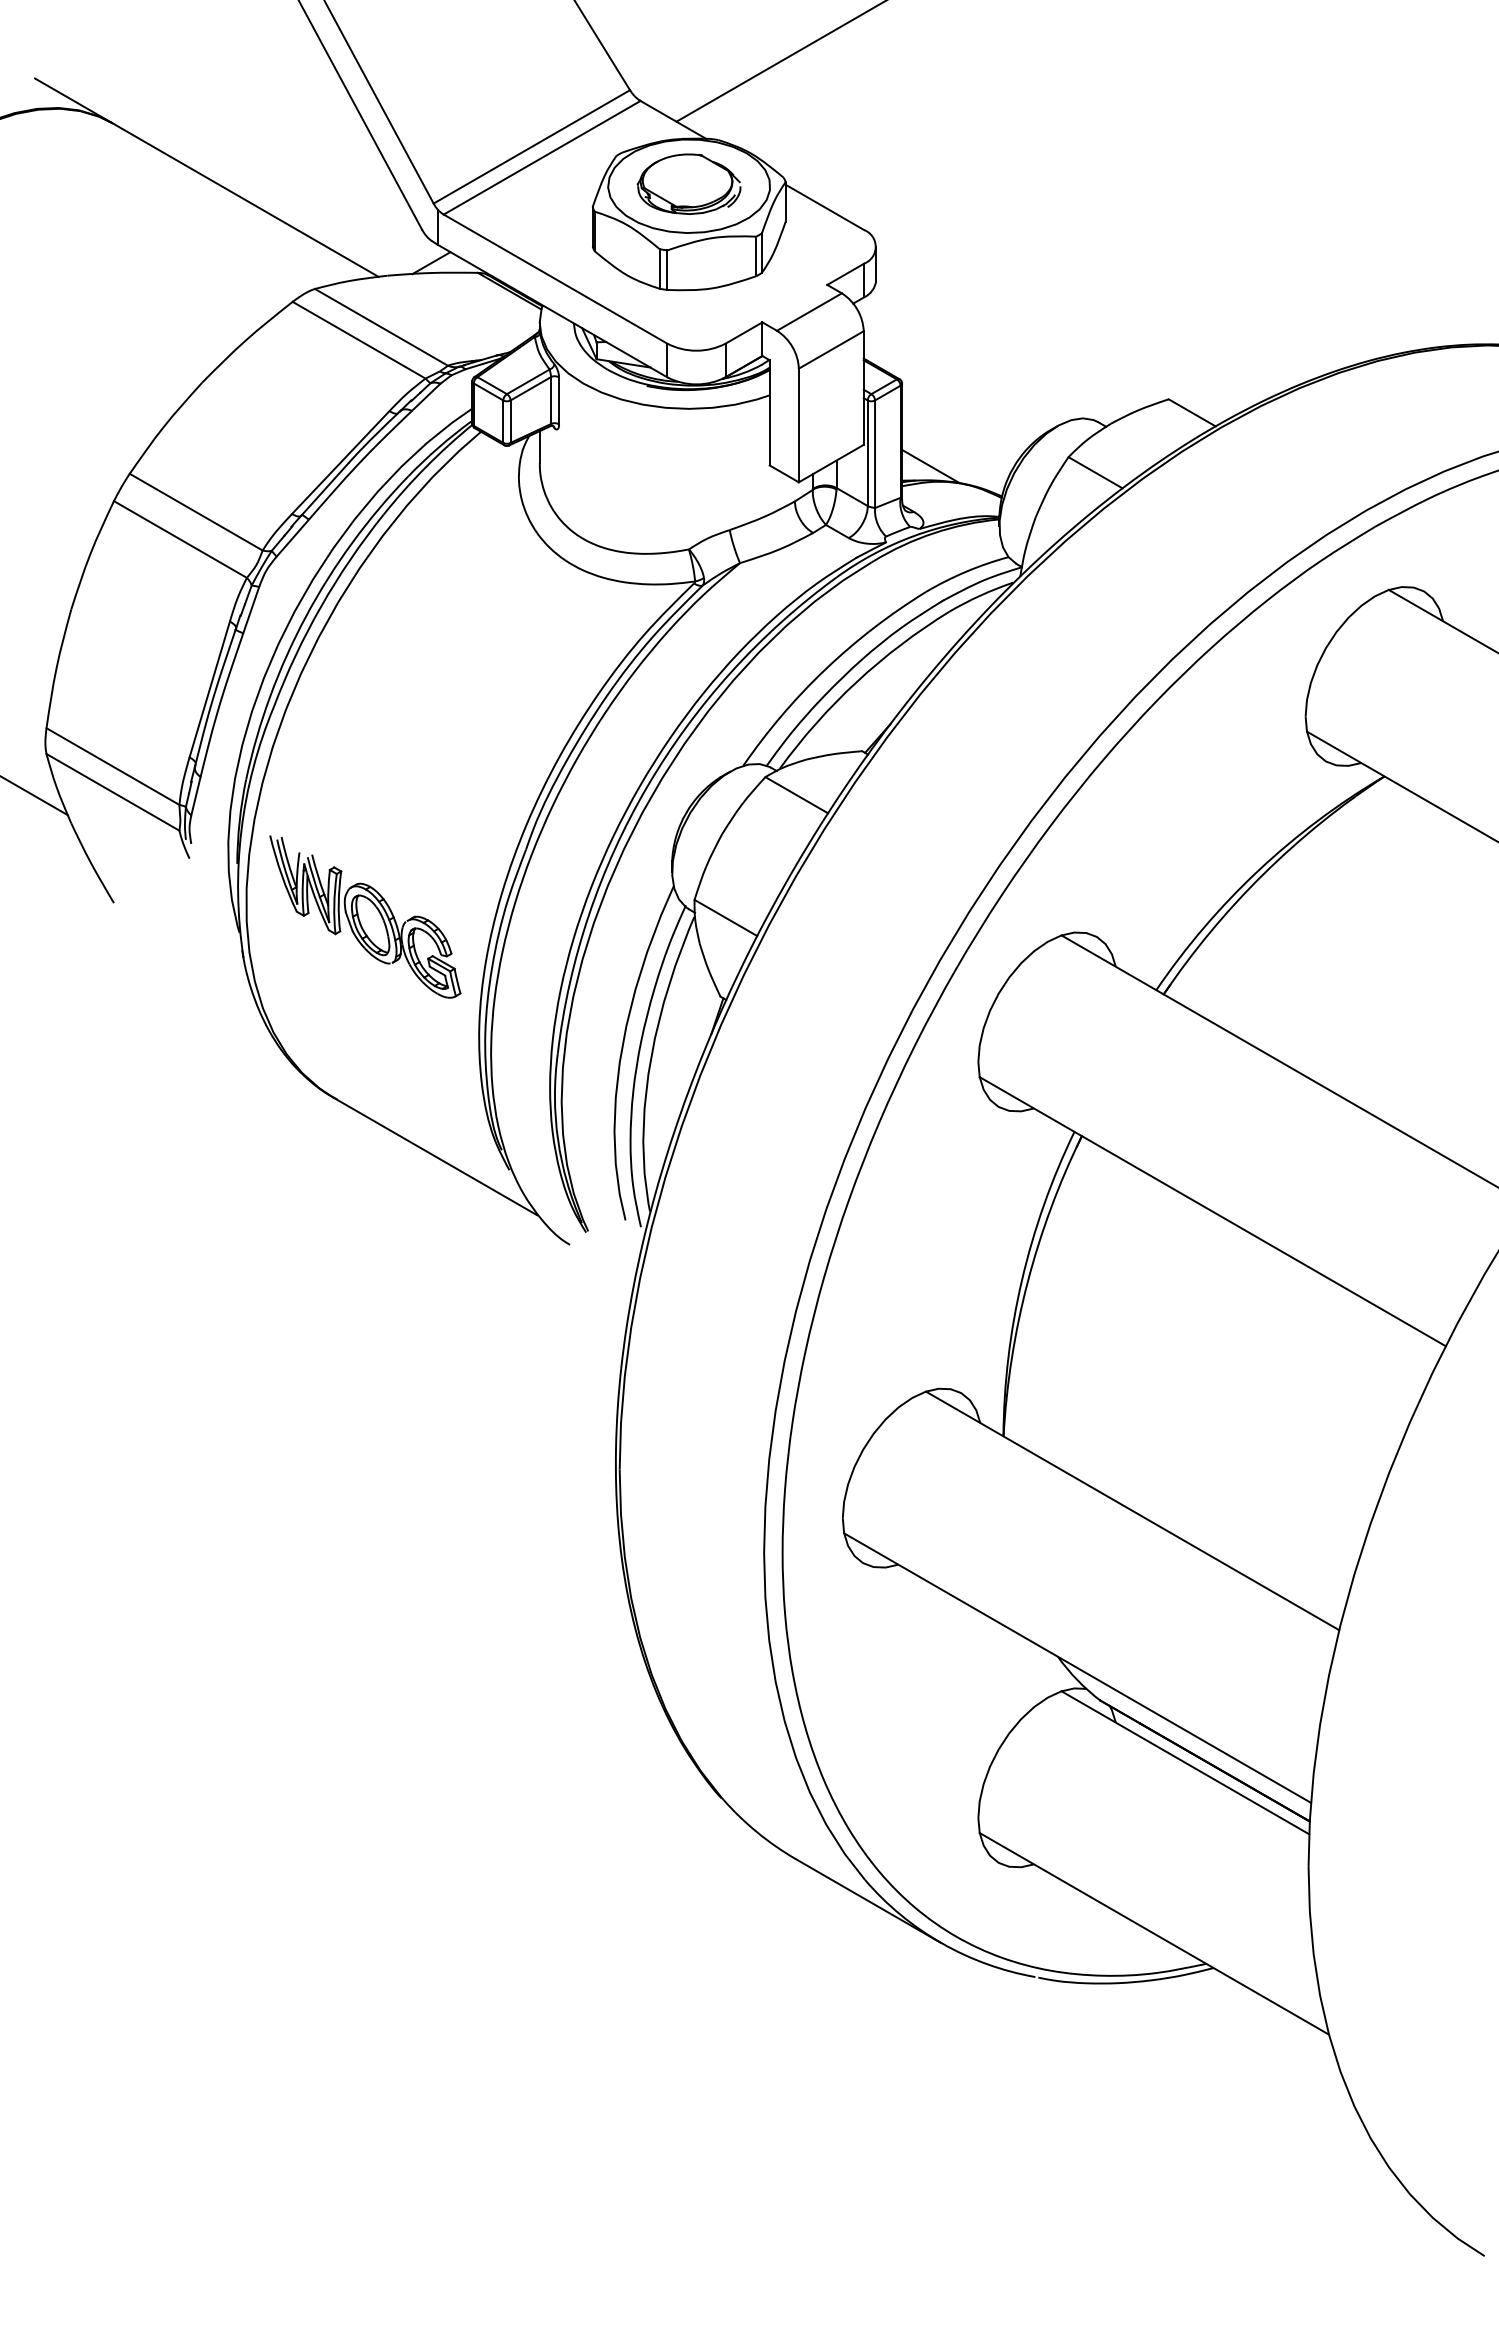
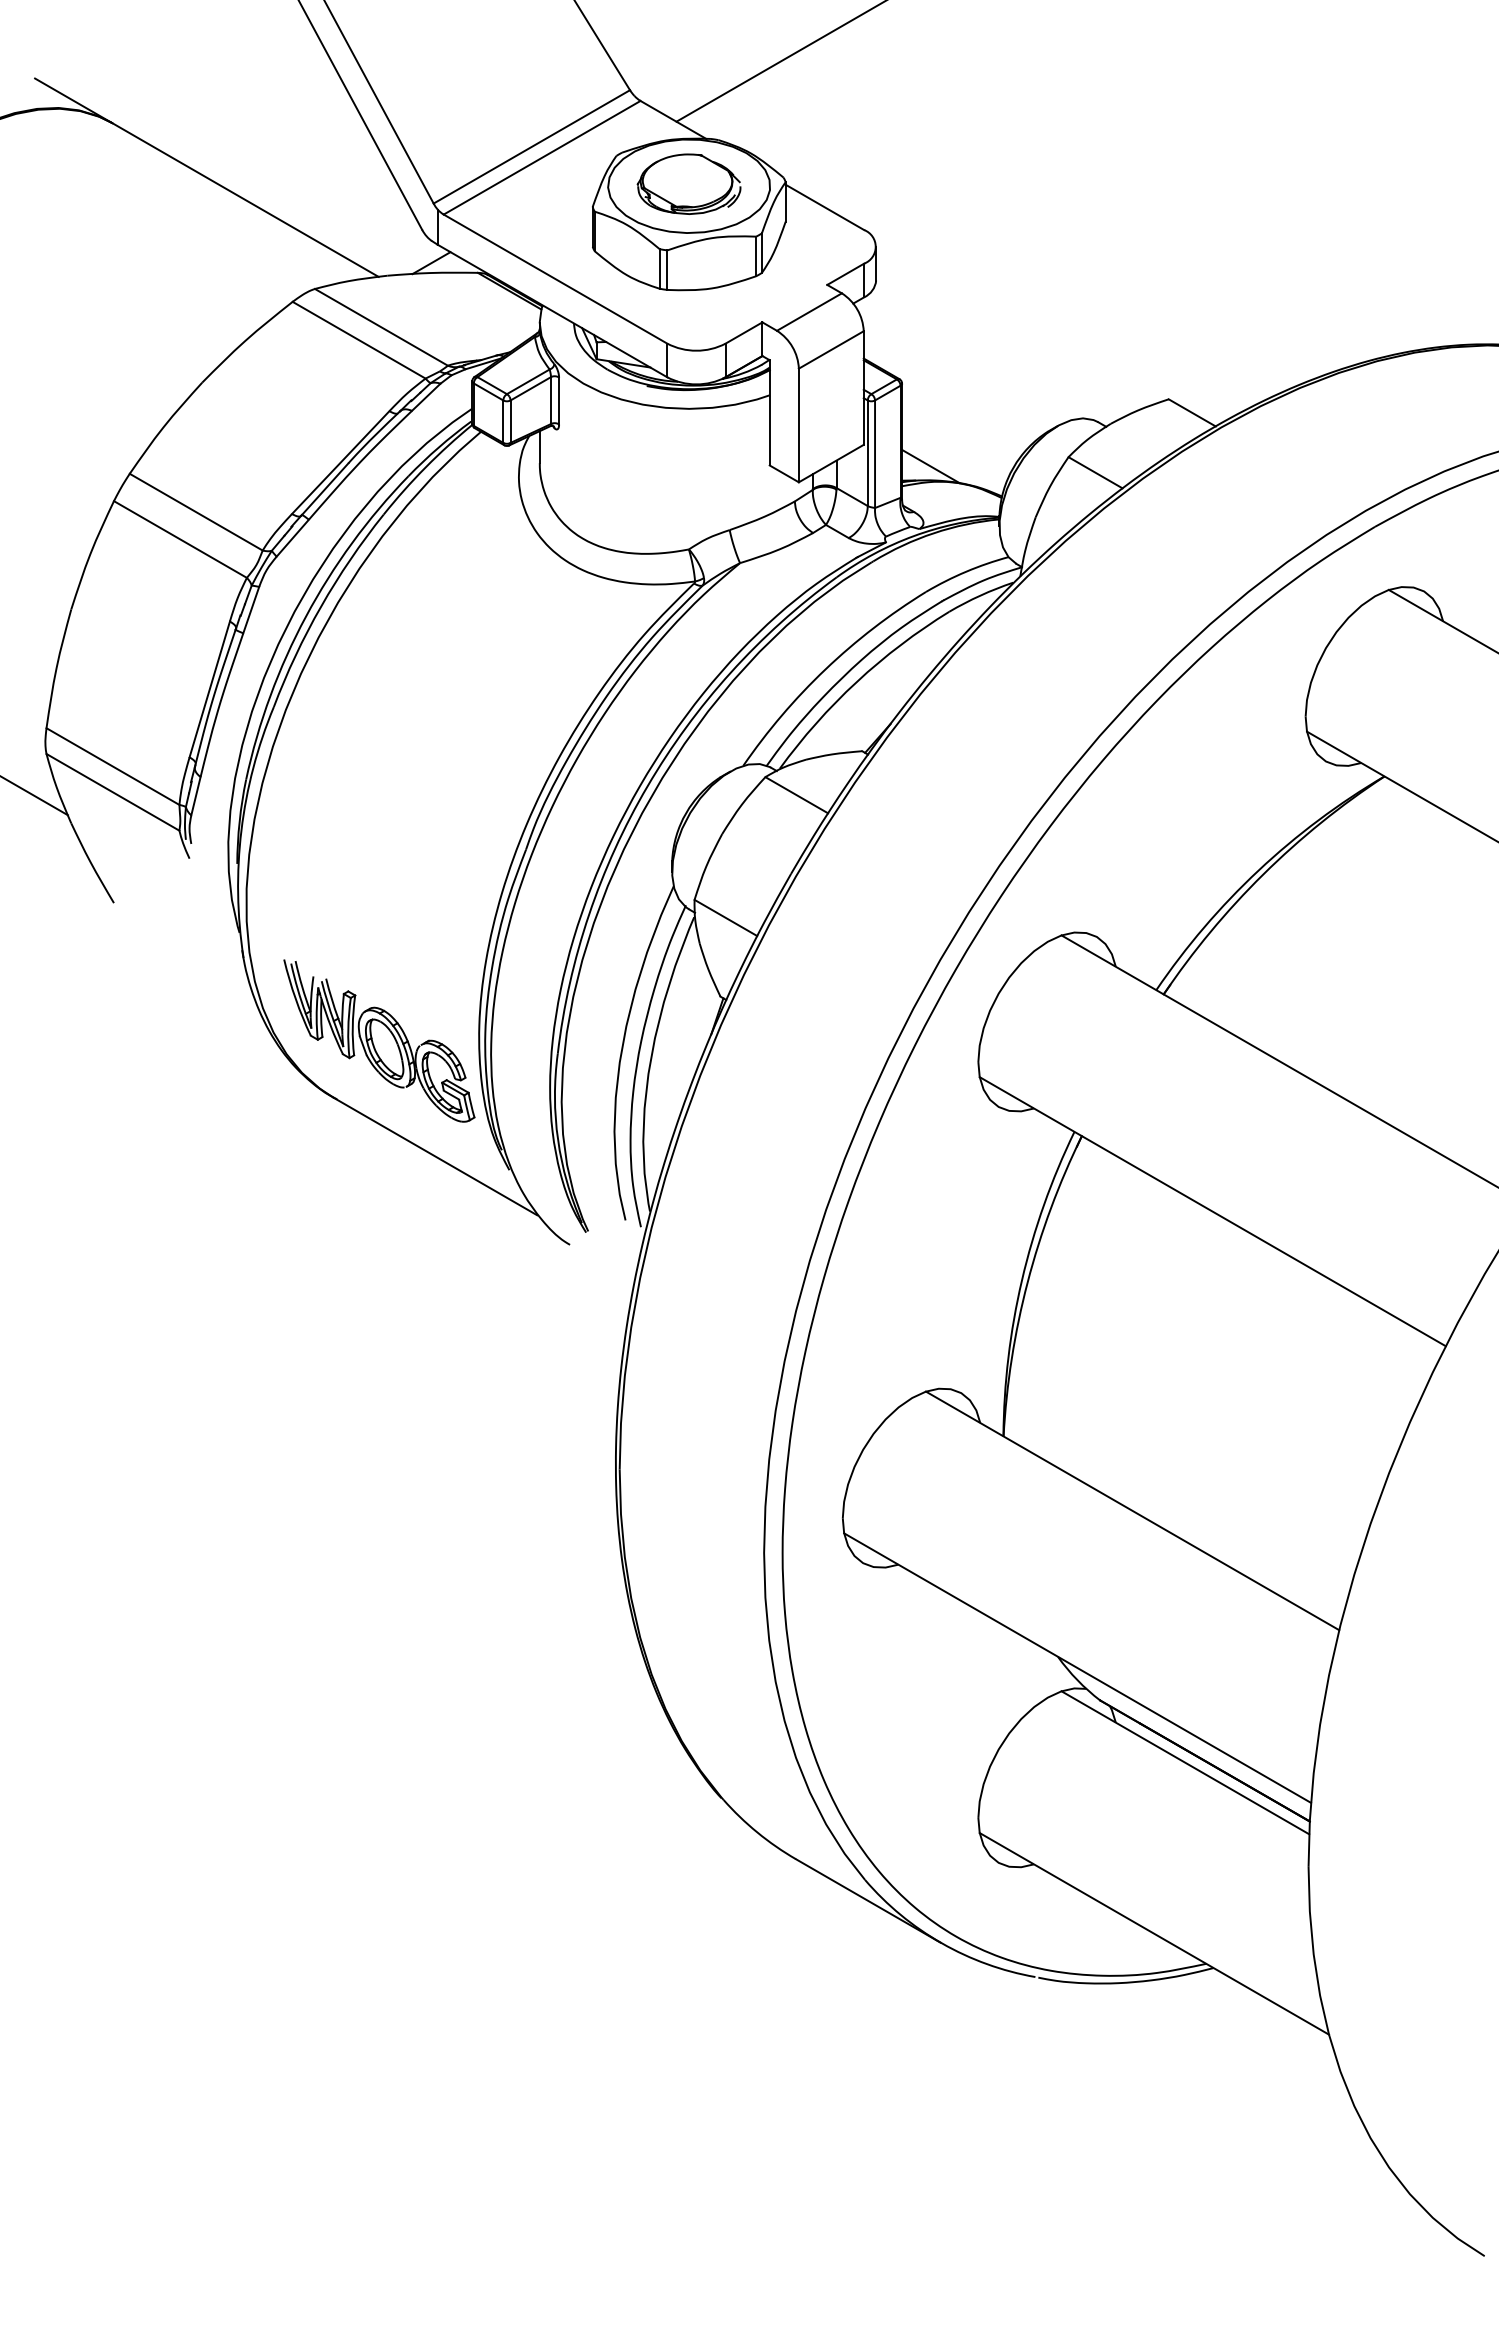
part position: (365, 916) -> (379, 1040) (379, 1040)
